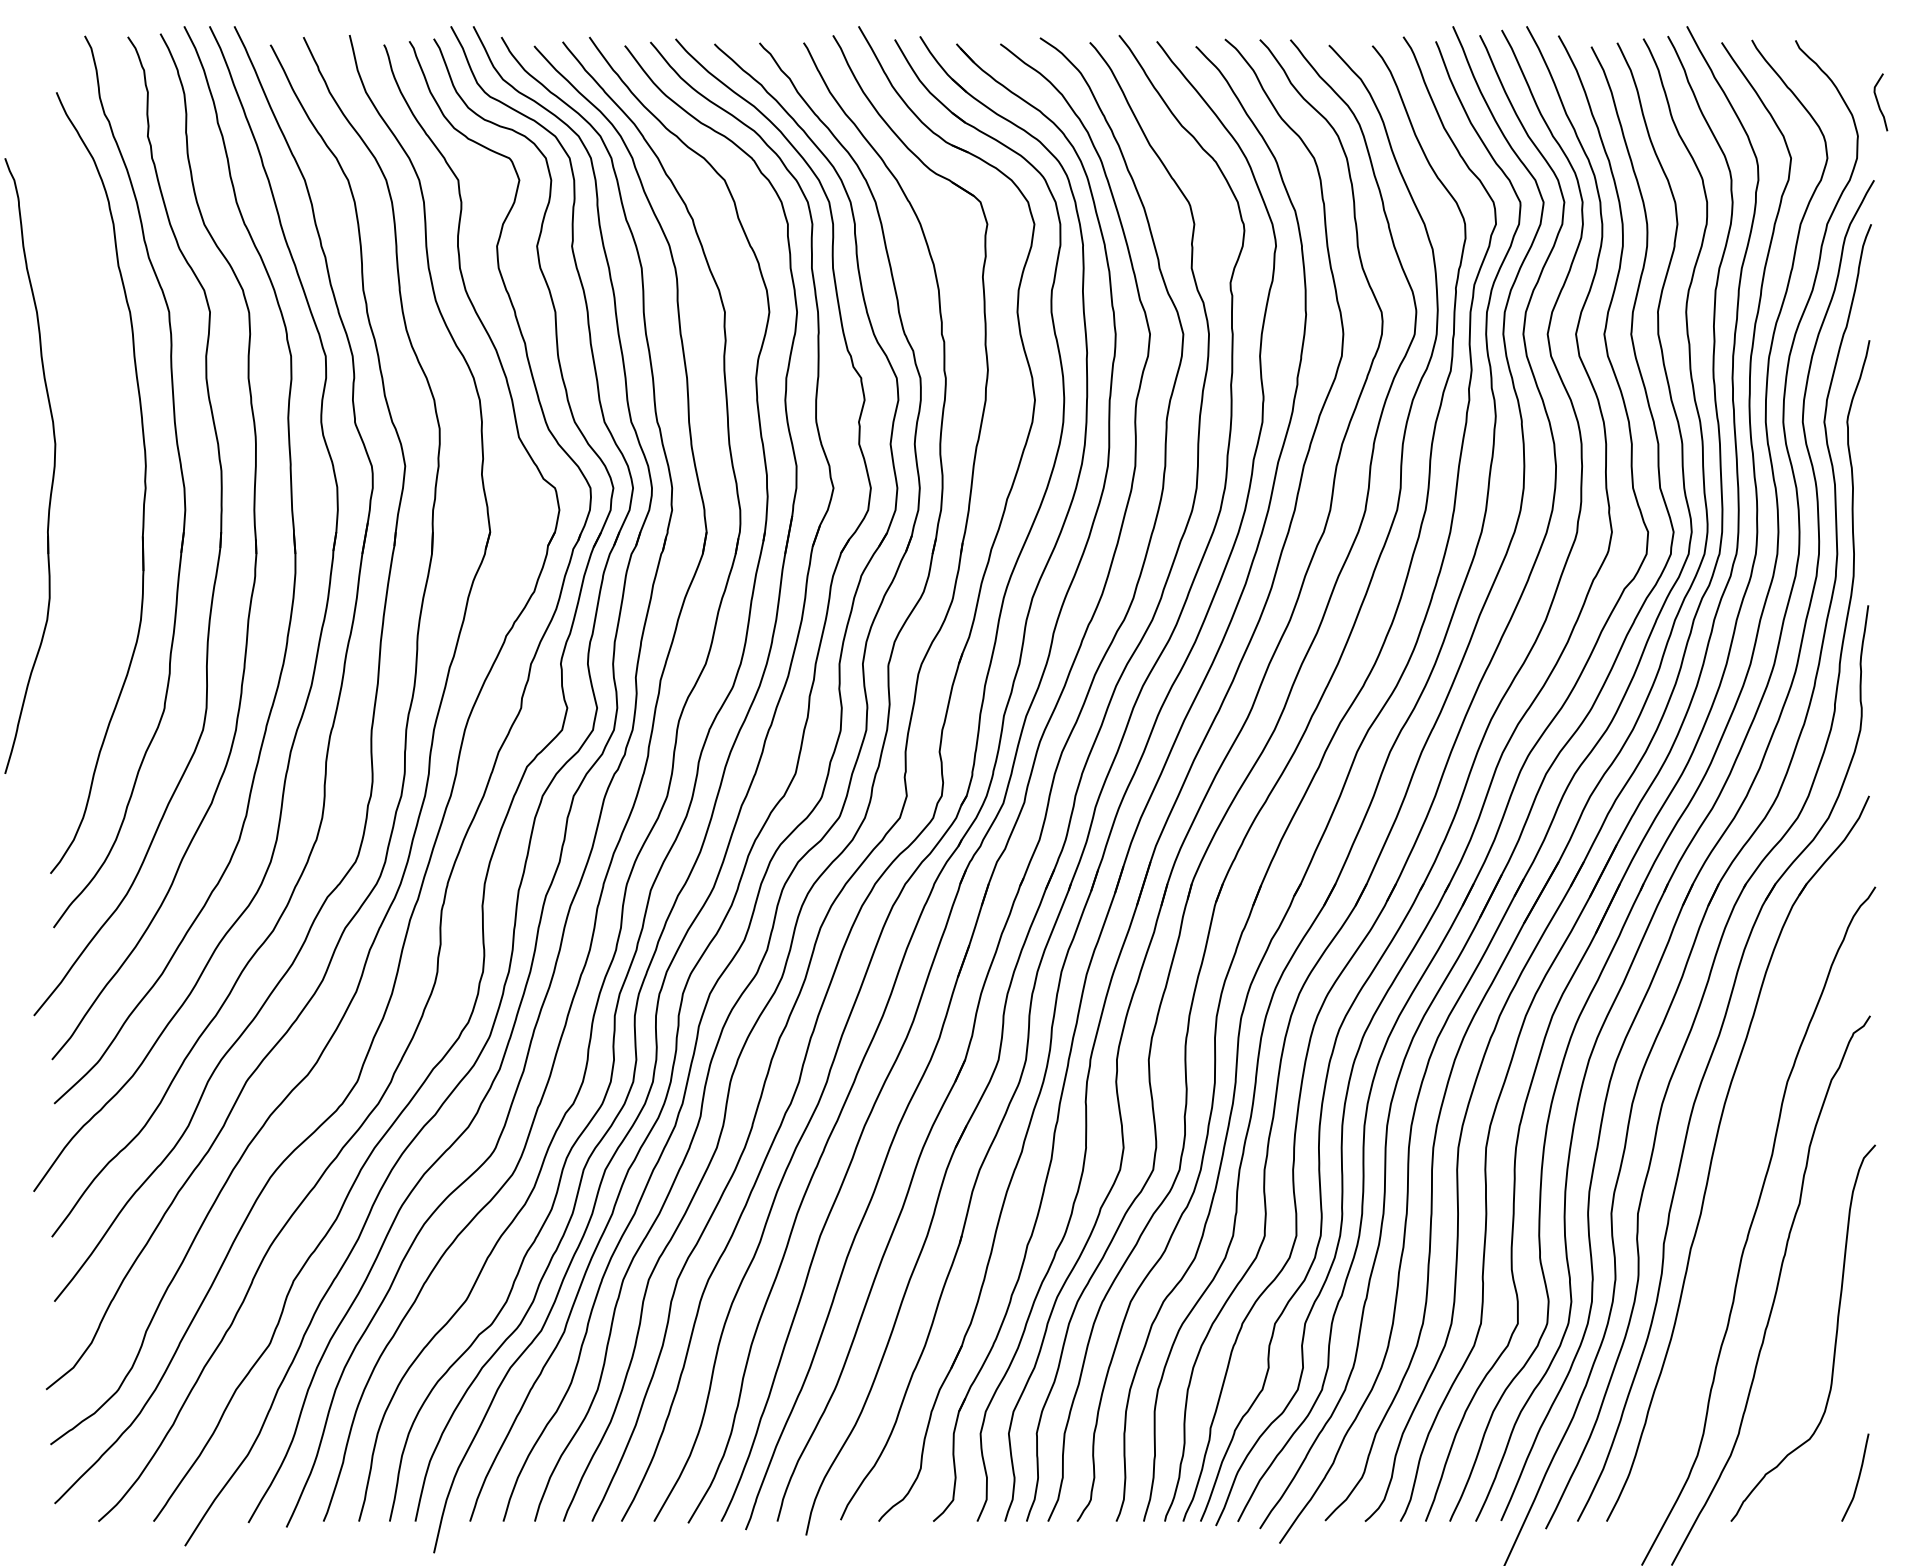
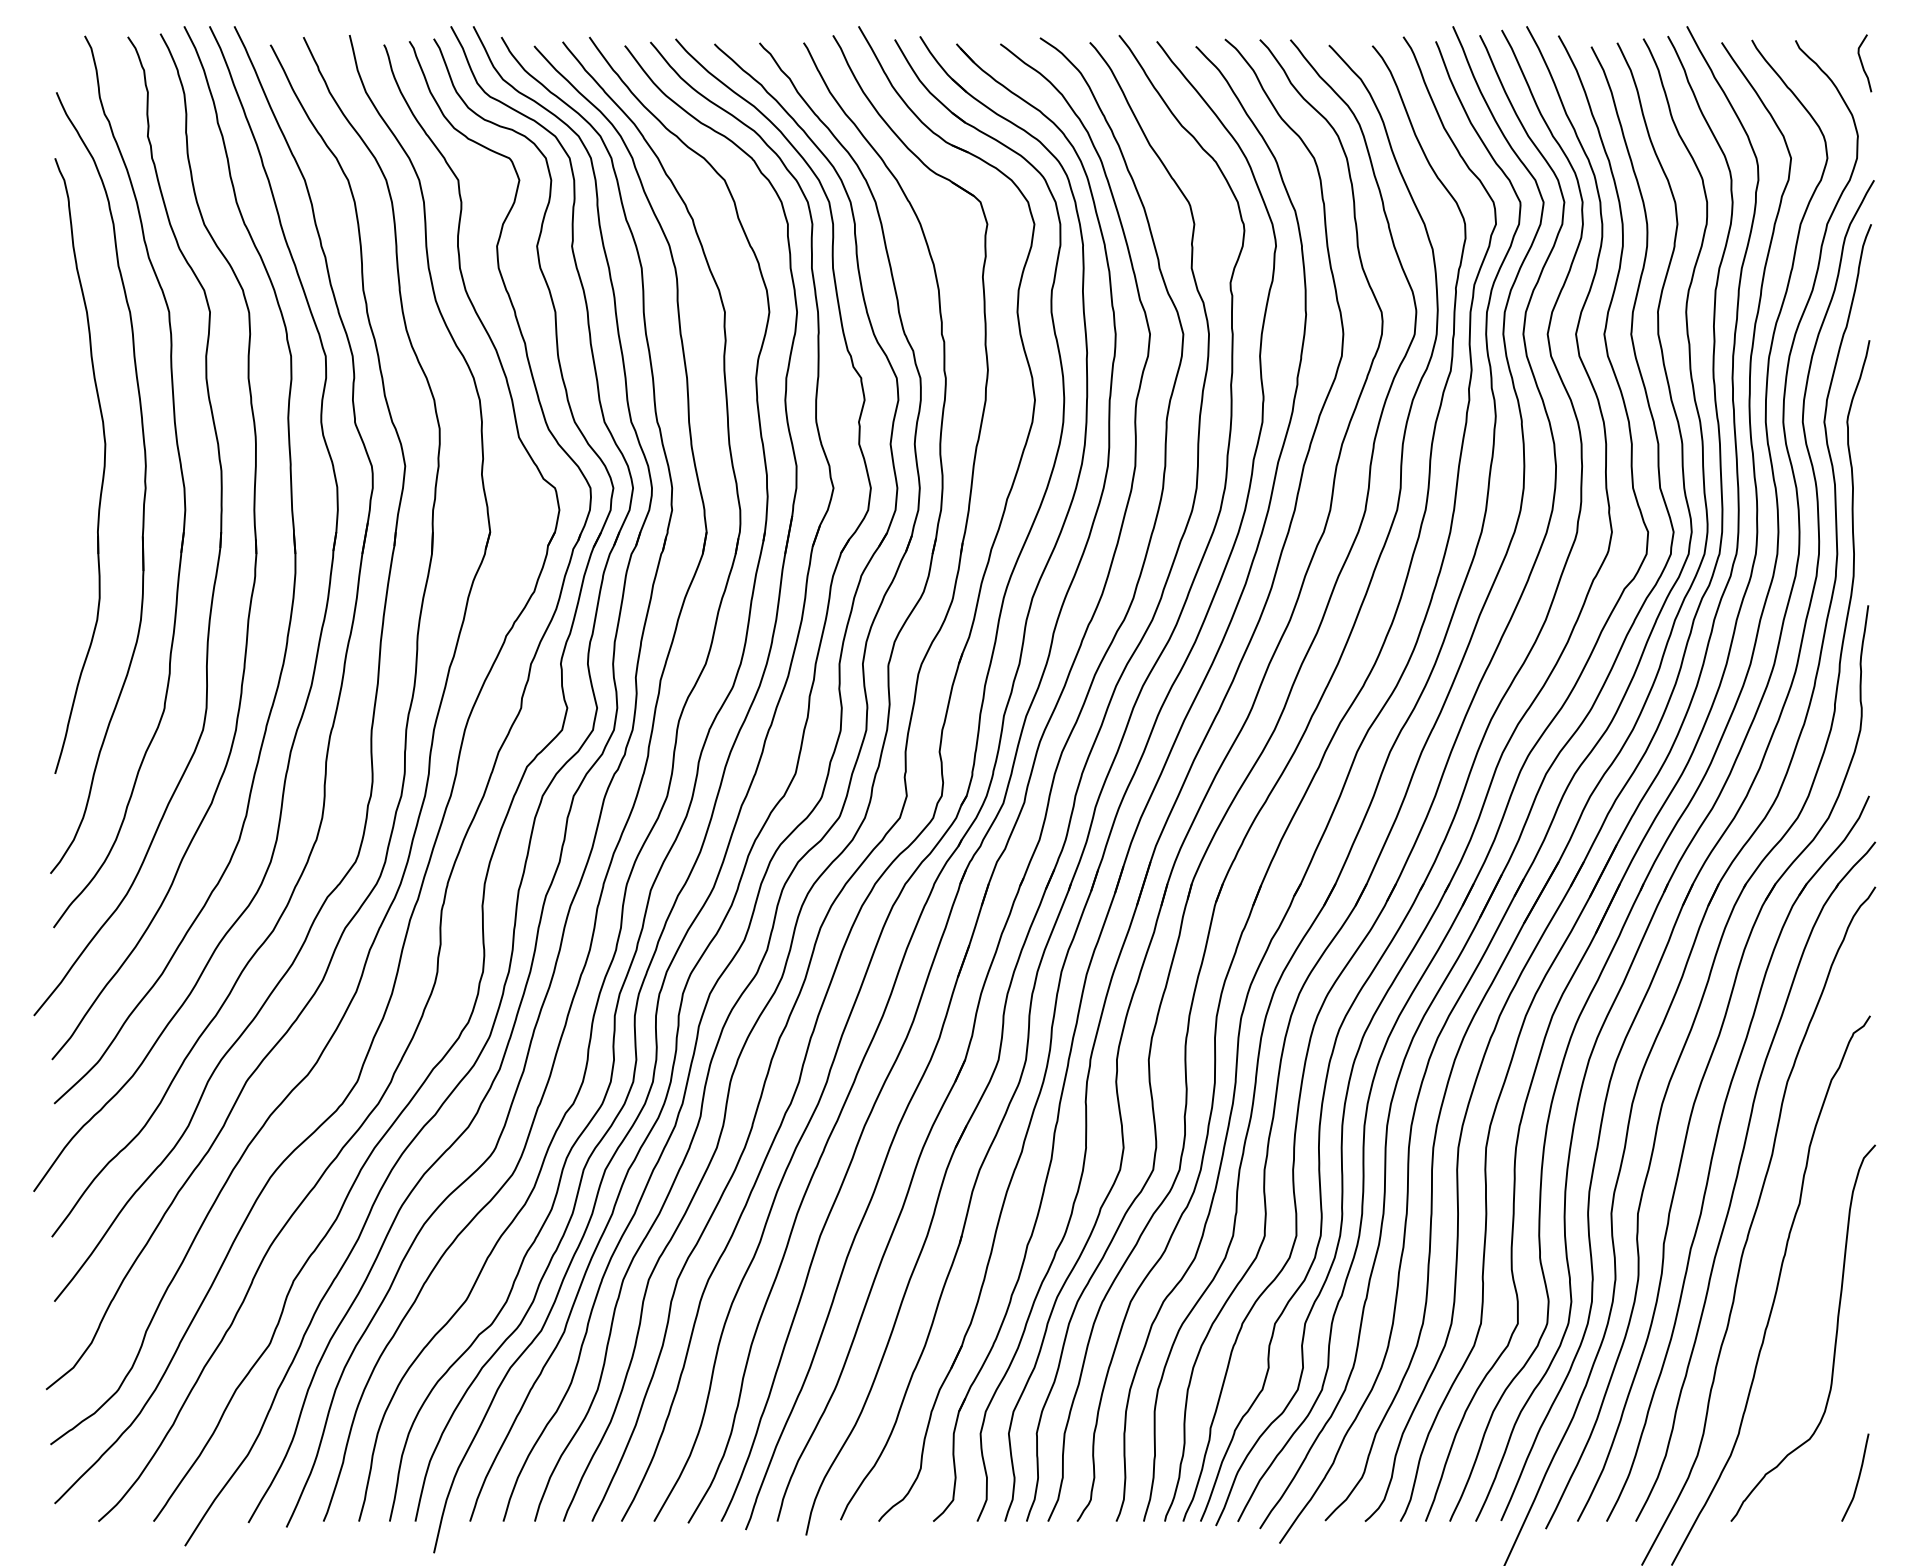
curve position: (1879, 103) -> (1863, 64) (1863, 64)
part position: (53, 465) -> (103, 465) (103, 465)
part: none -> present (1738, 1175)
